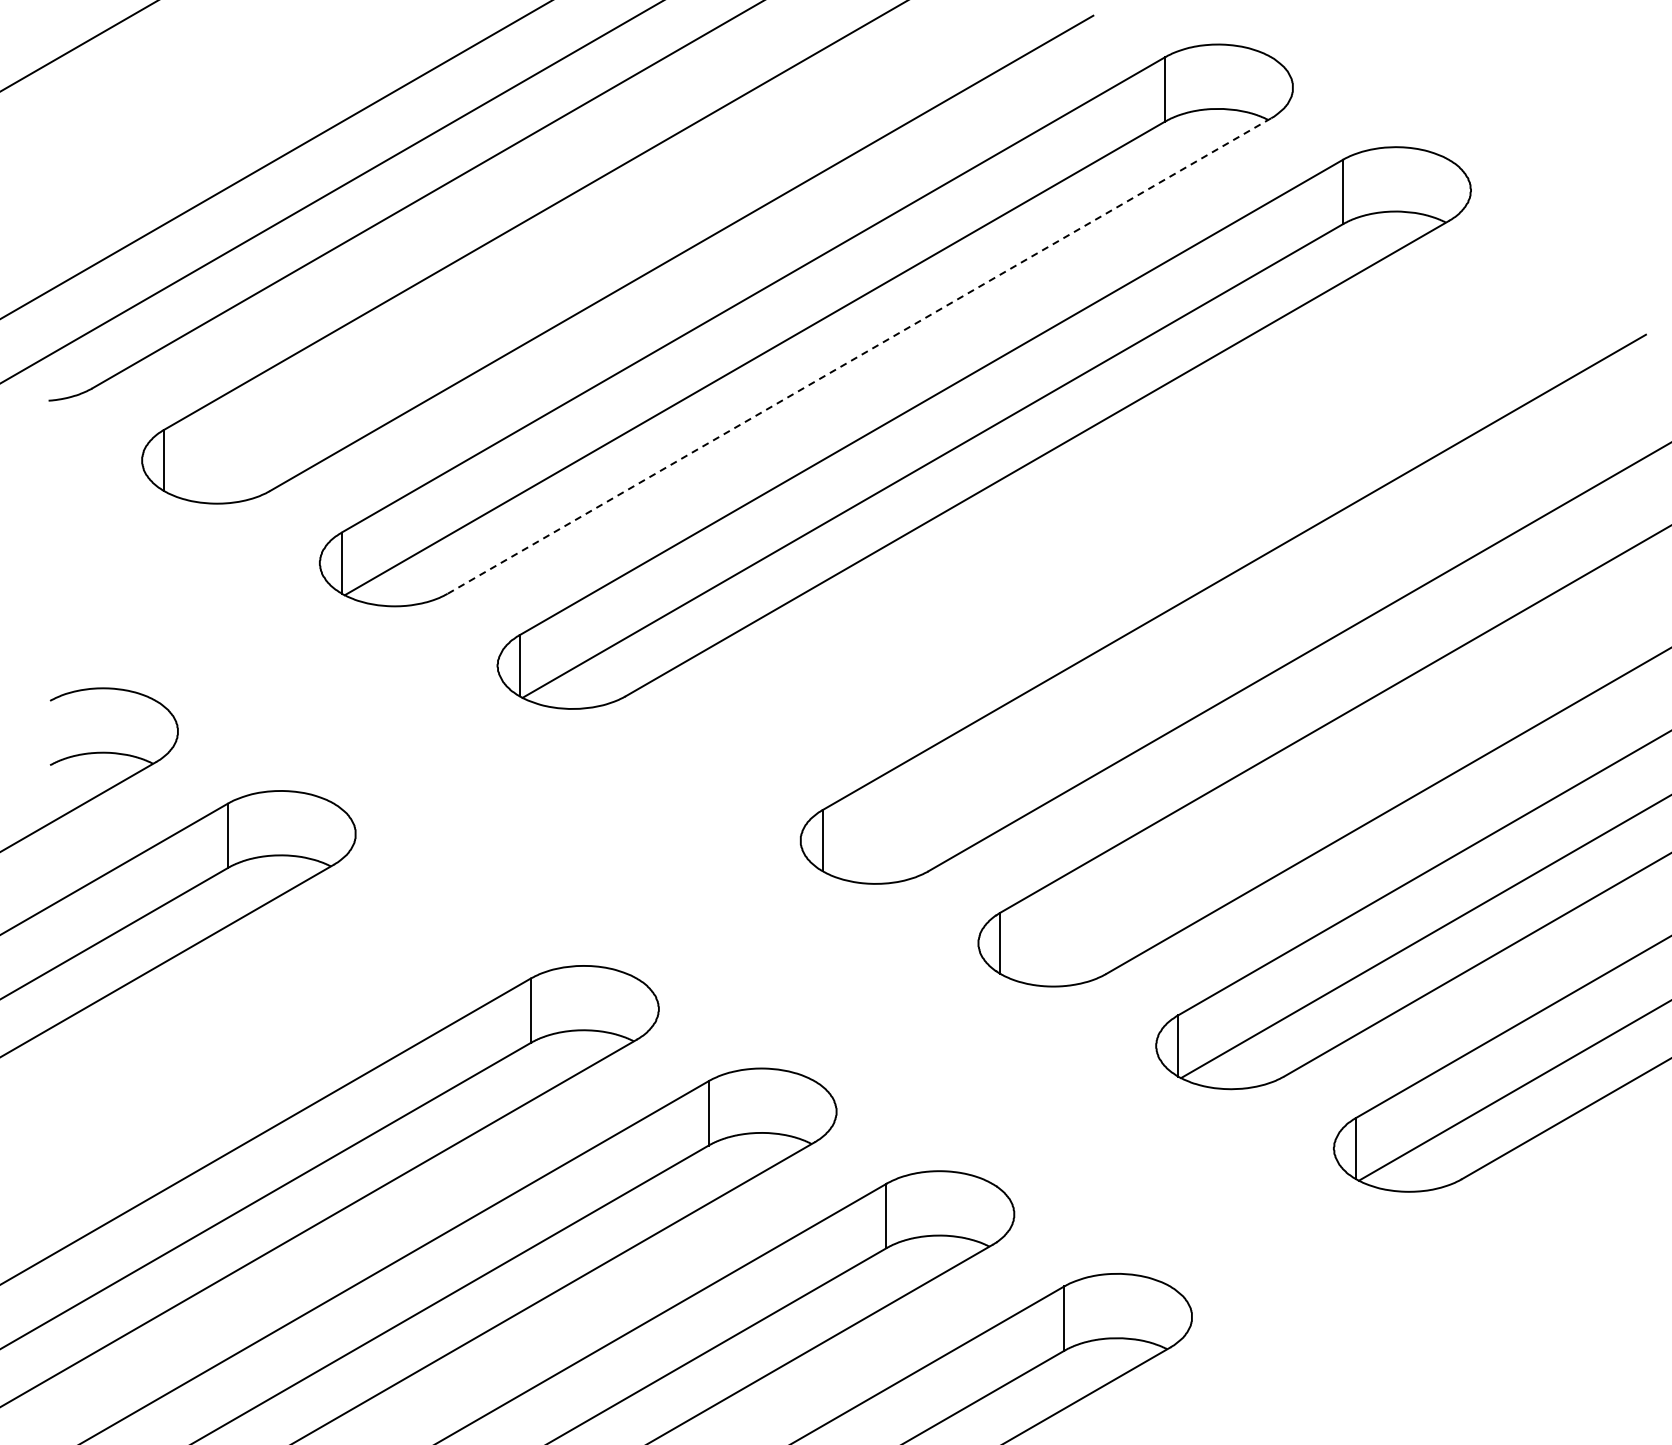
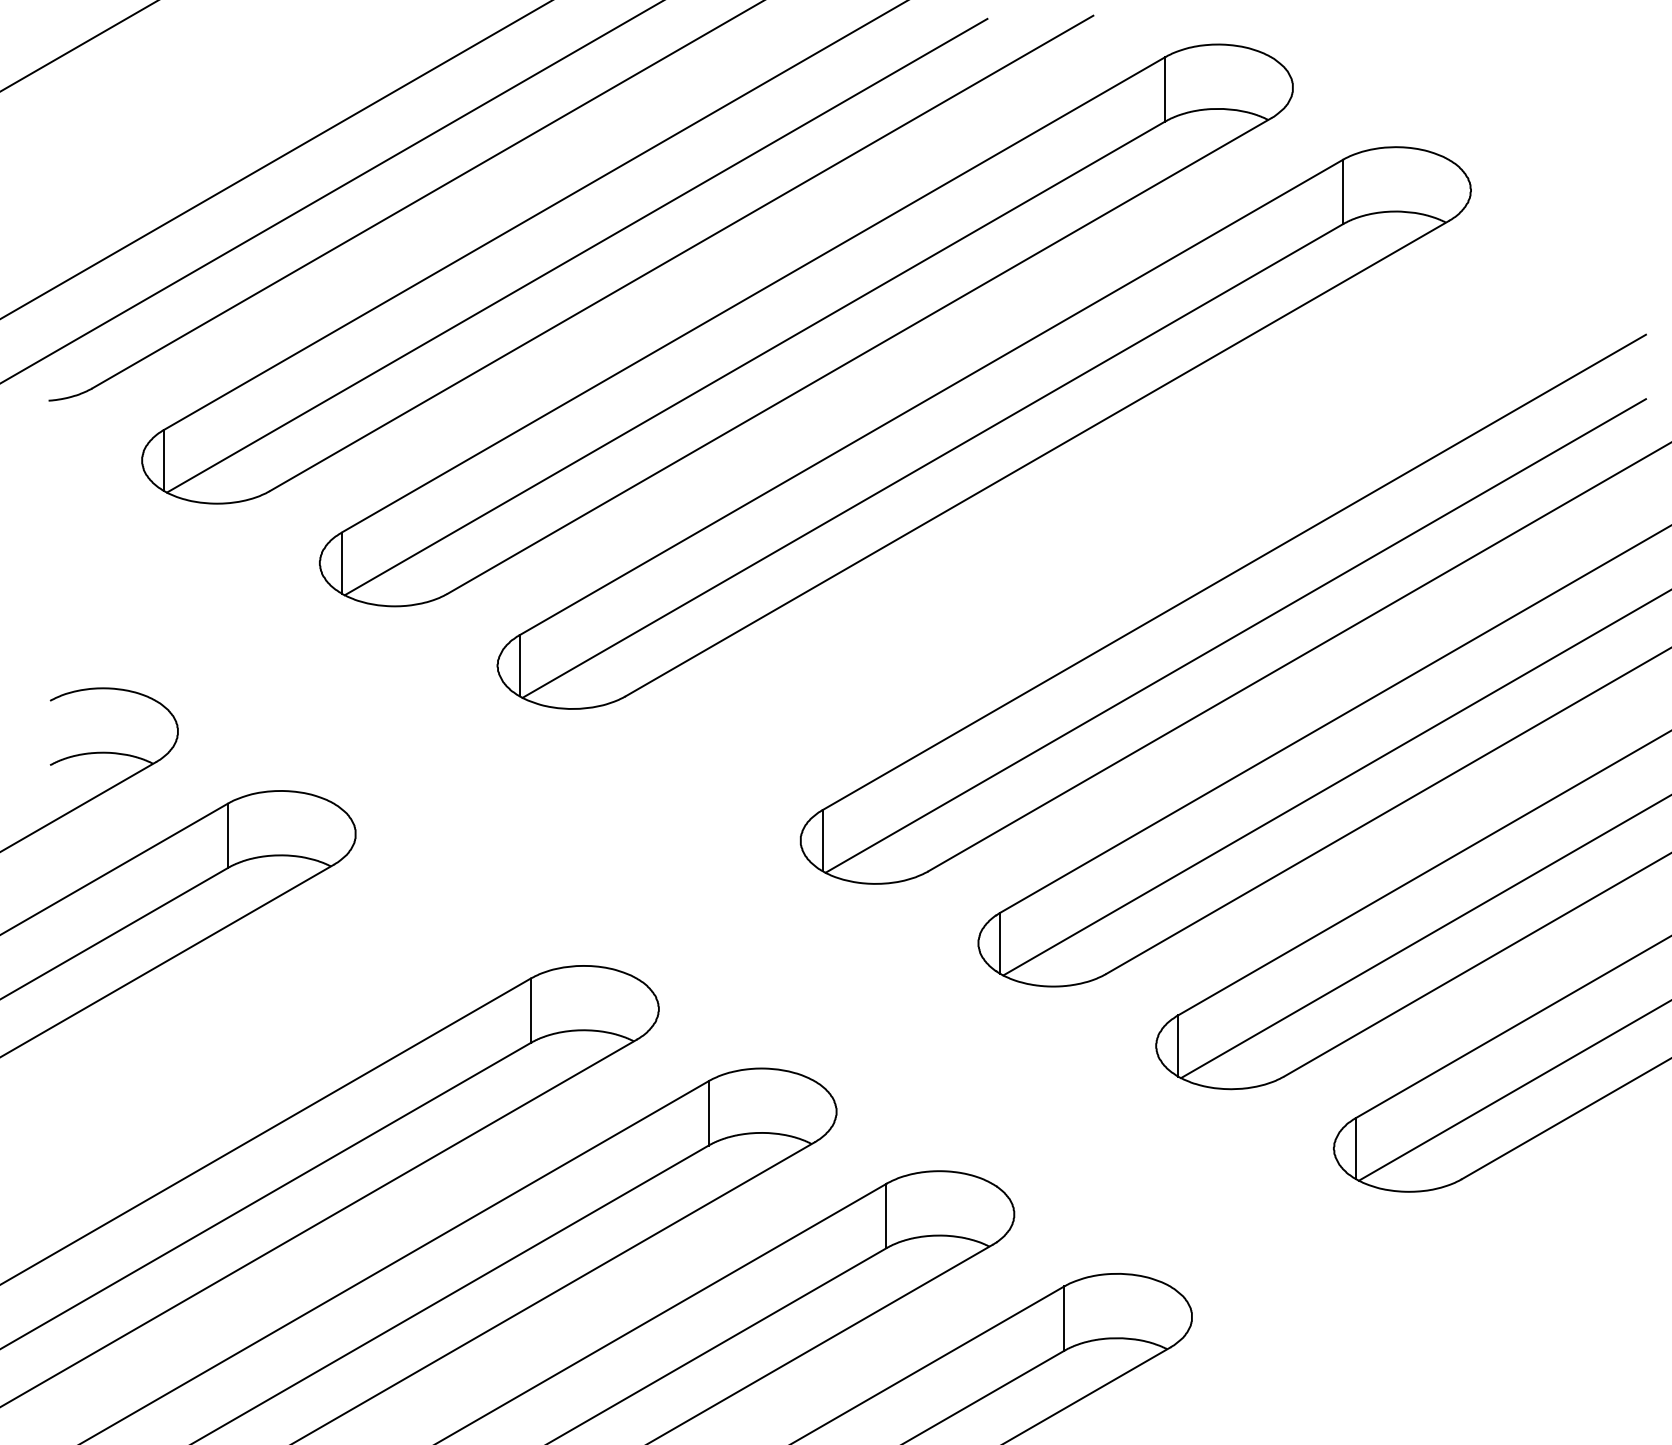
line: none -> present (576, 255)
line: dashed -> solid (859, 356)
line: none -> present (1235, 635)
line: none -> present (1335, 783)
